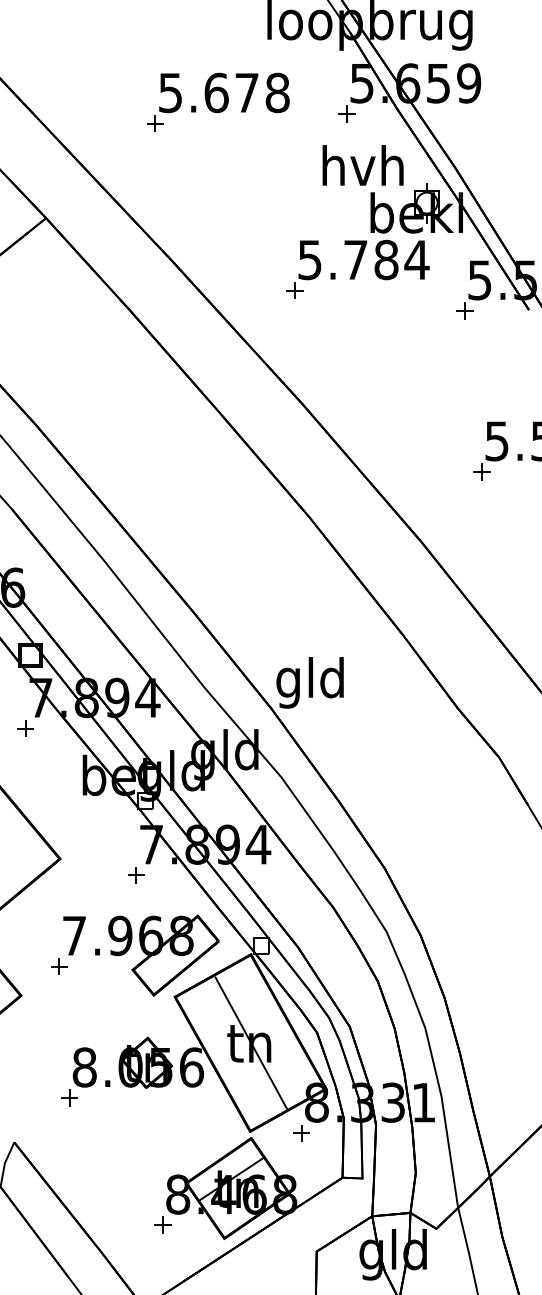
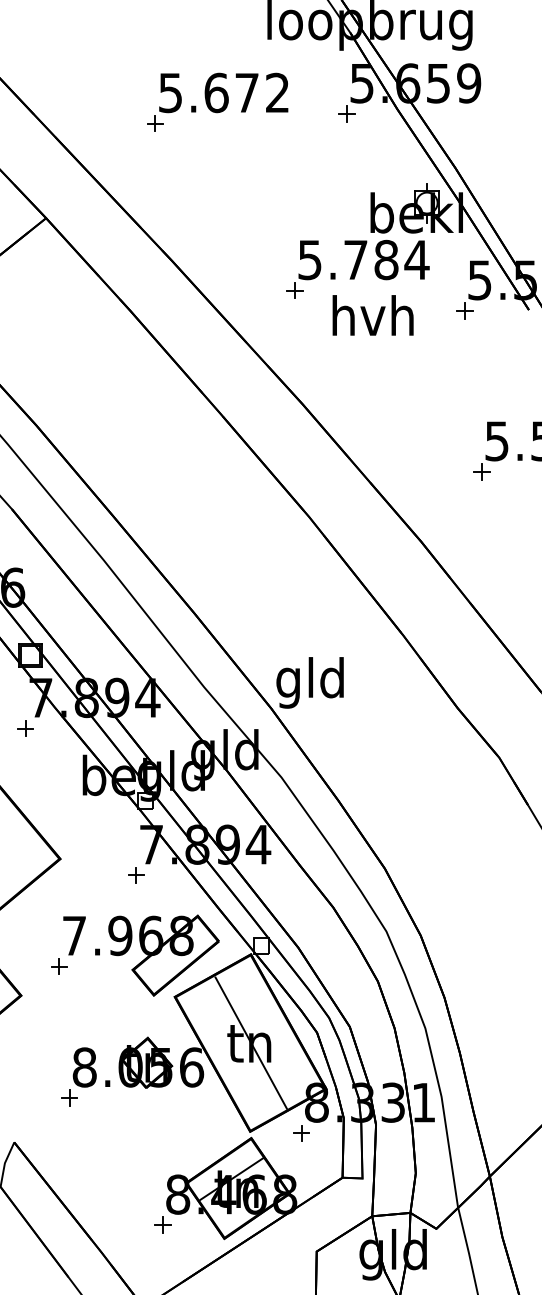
text: 5.678 -> 5.672 (277, 92)
text position: (362, 165) -> (372, 315) (372, 315)
